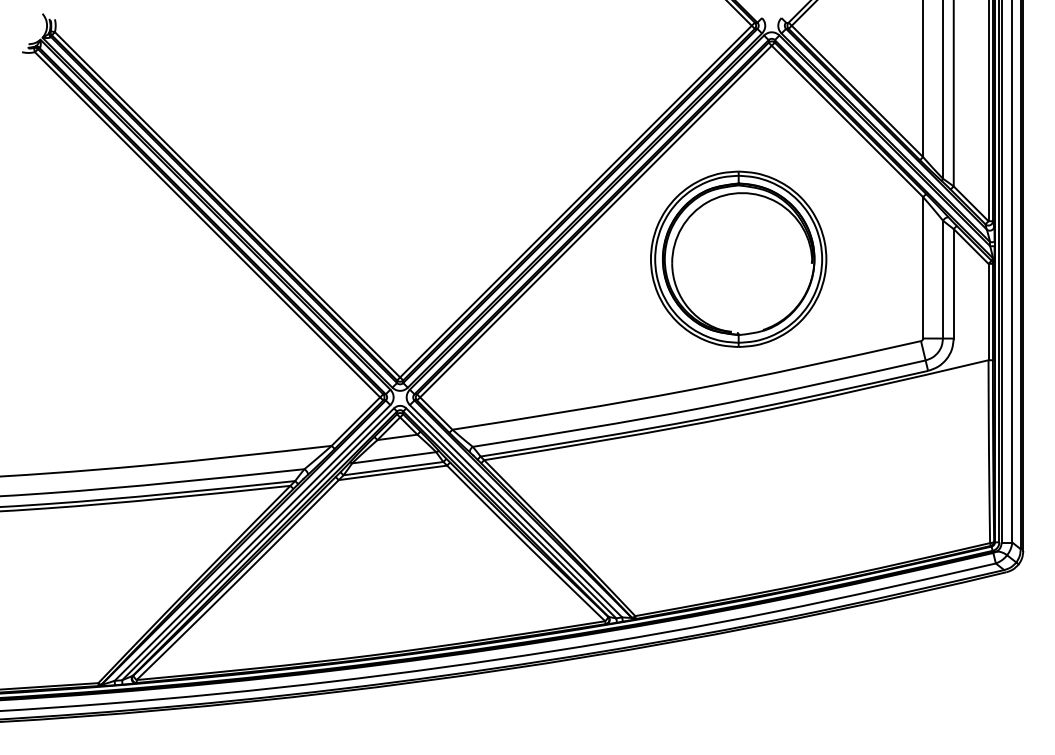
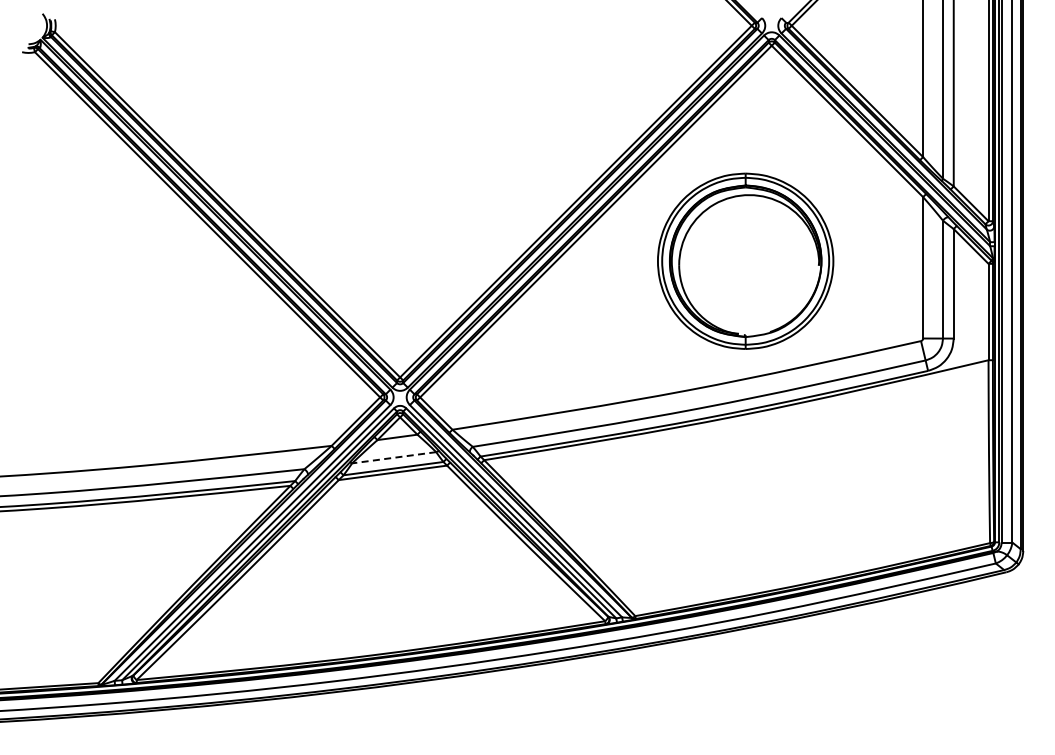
part position: (738, 258) -> (745, 260) (745, 260)
line: solid -> dashed (393, 457)
